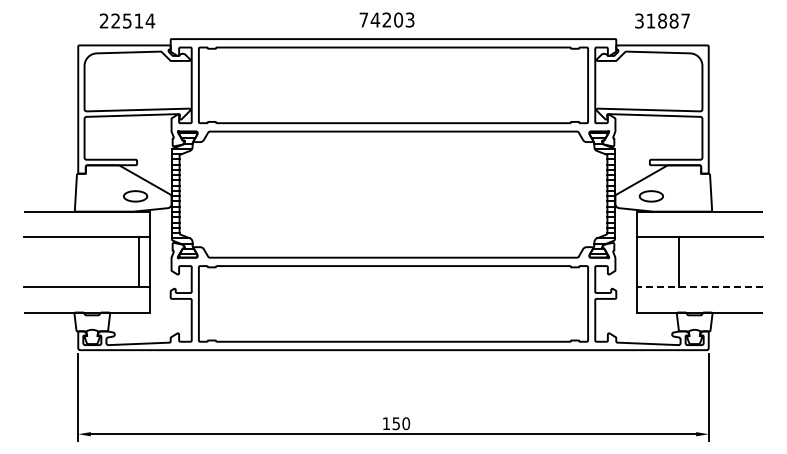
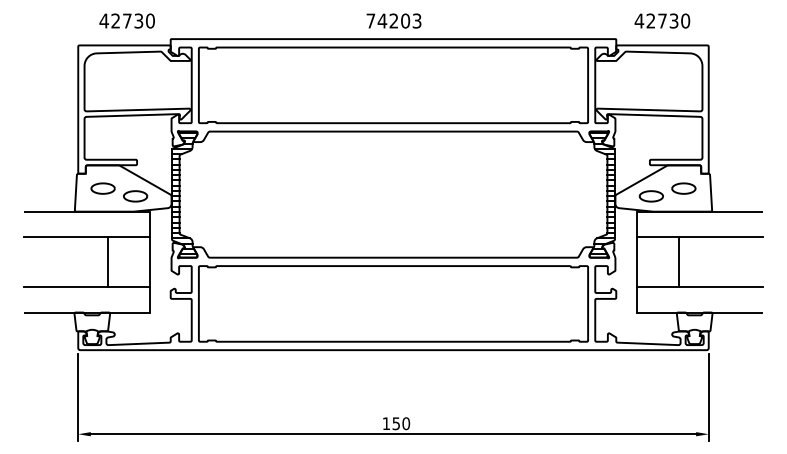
text position: (386, 19) -> (393, 20) (393, 20)
text: 22514 -> 42730 (127, 20)
text: 31887 -> 42730 (662, 20)
part: none -> present (102, 188)
part: none -> present (683, 188)
line position: (138, 261) -> (107, 261) (107, 261)
line: dashed -> solid (699, 287)
